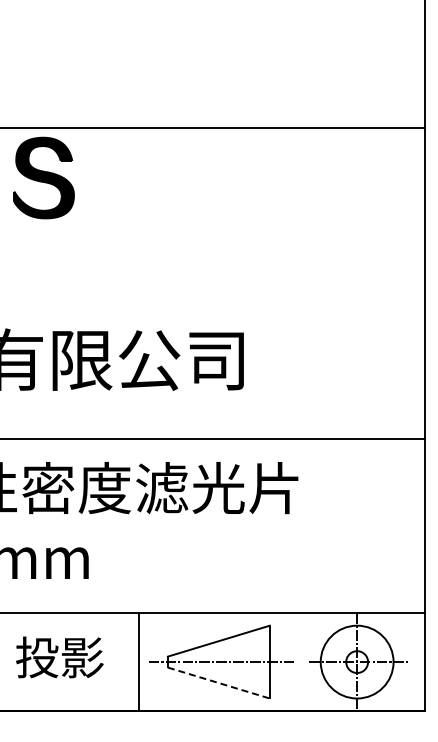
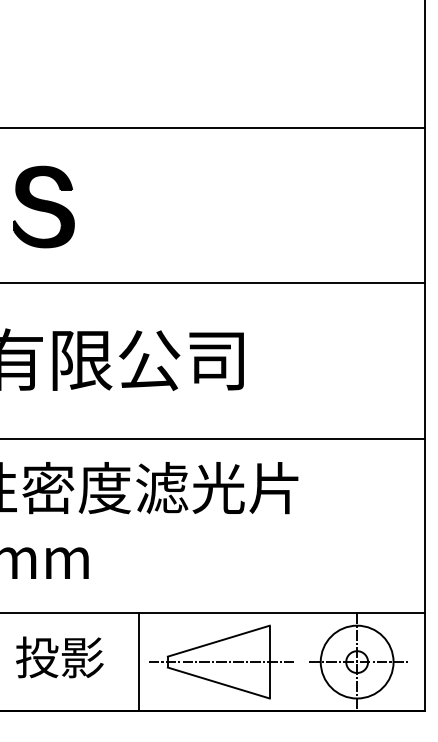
part position: (43, 177) -> (43, 206) (43, 206)
line: none -> present (213, 283)
line: dashed -> solid (219, 683)
